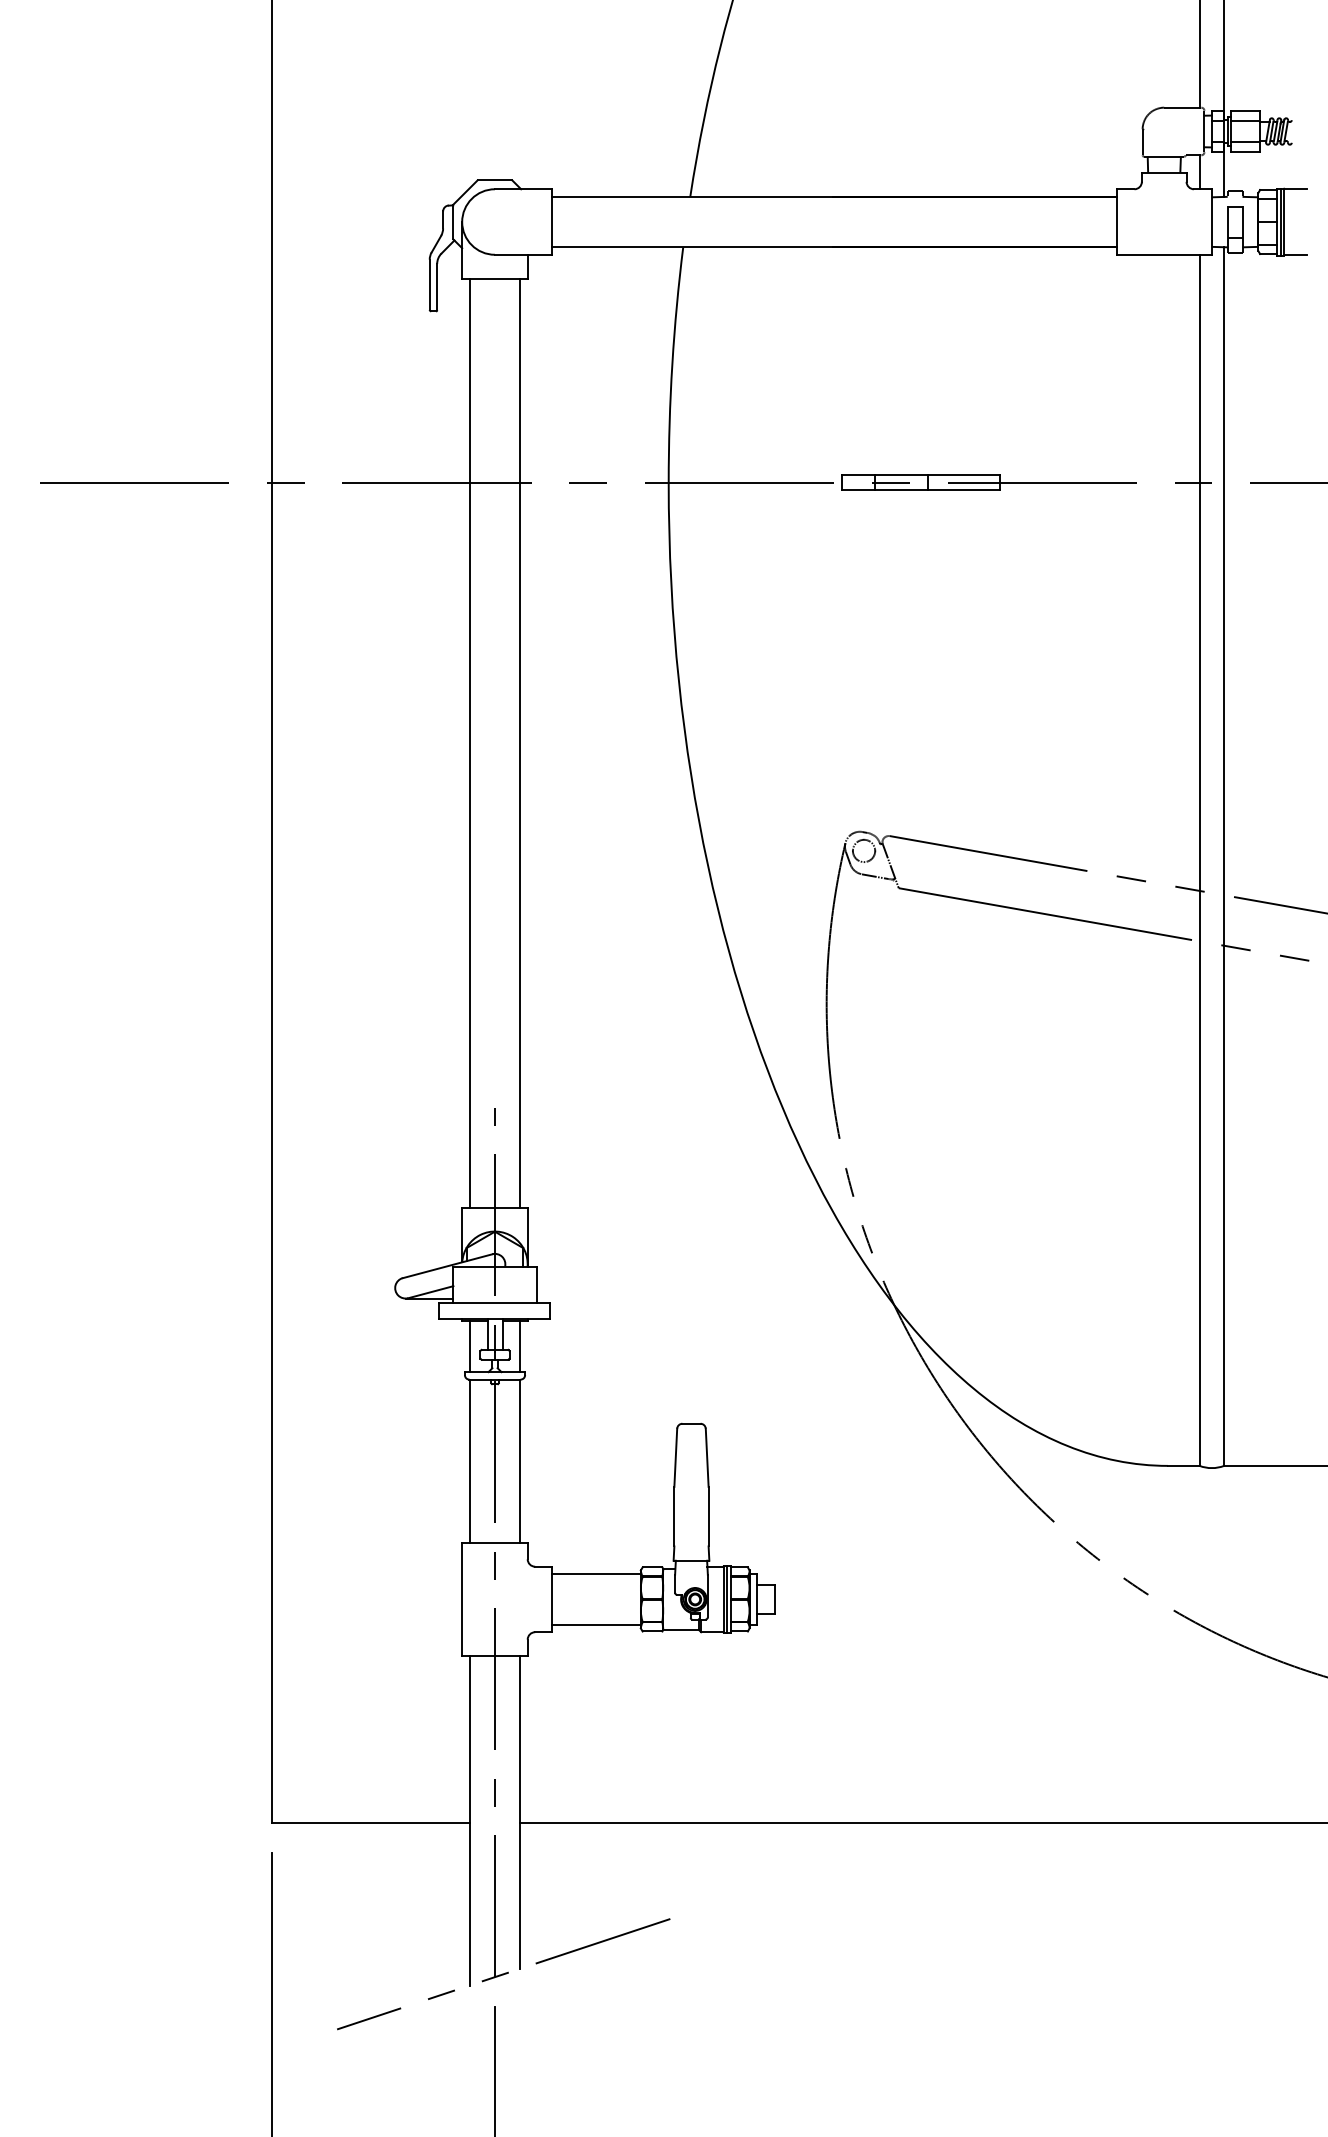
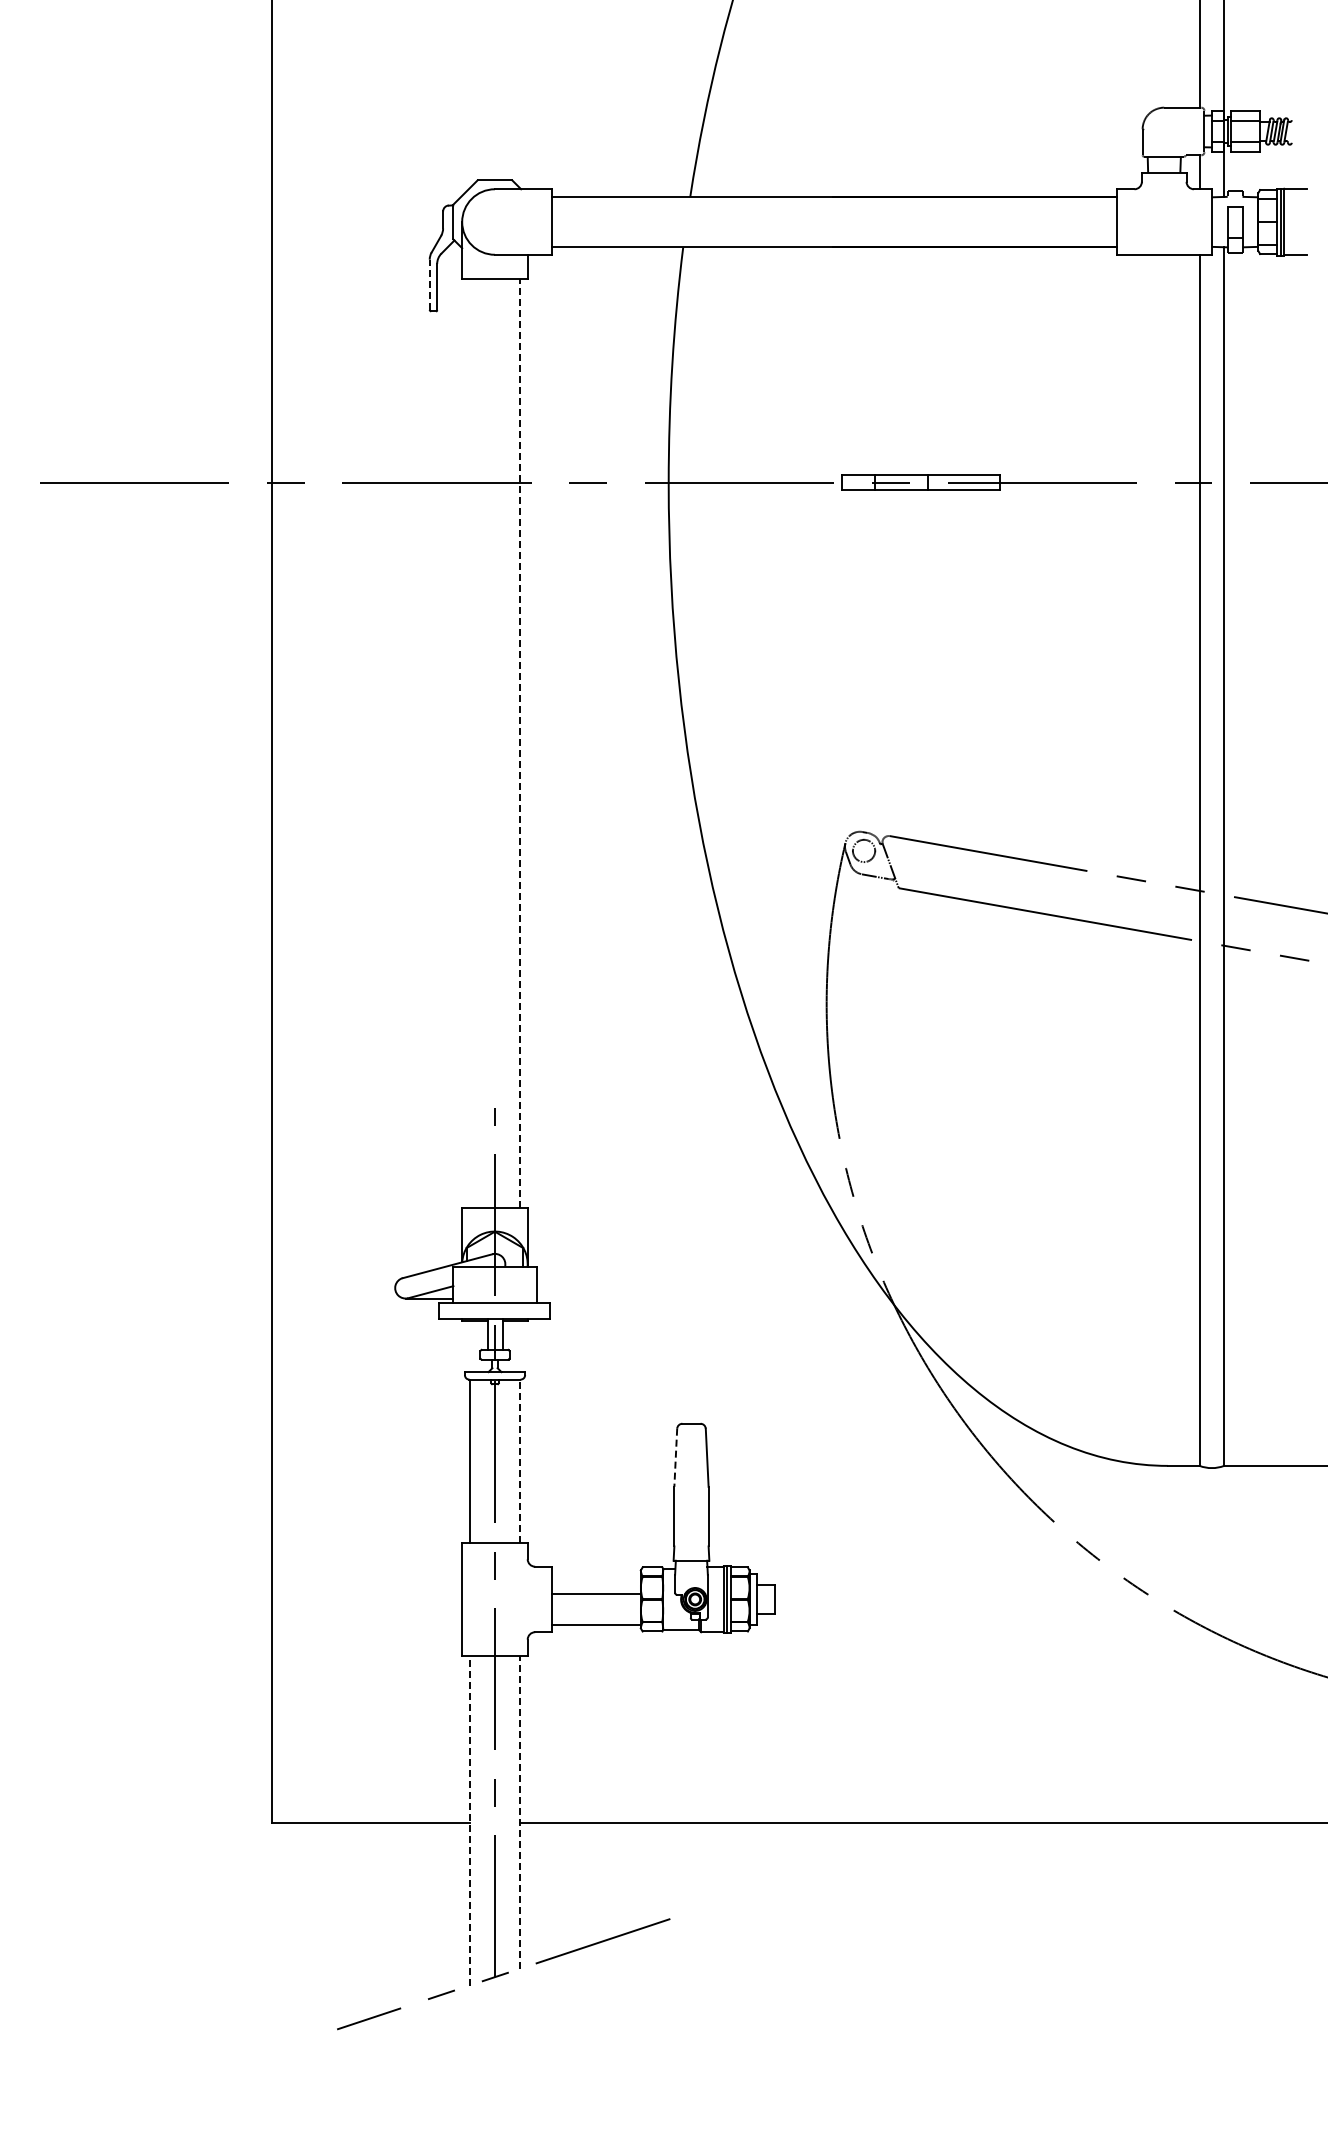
line: solid -> dashed (429, 284)
line: present -> none (469, 742)
line: solid -> dashed (520, 743)
line: present -> none (469, 1346)
line: present -> none (520, 1346)
line: solid -> dashed (675, 1458)
line: solid -> dashed (520, 1461)
line position: (595, 1574) -> (595, 1594) (595, 1594)
line: solid -> dashed (520, 1811)
line: solid -> dashed (469, 1820)
line: present -> none (271, 1992)
line: present -> none (494, 2069)
